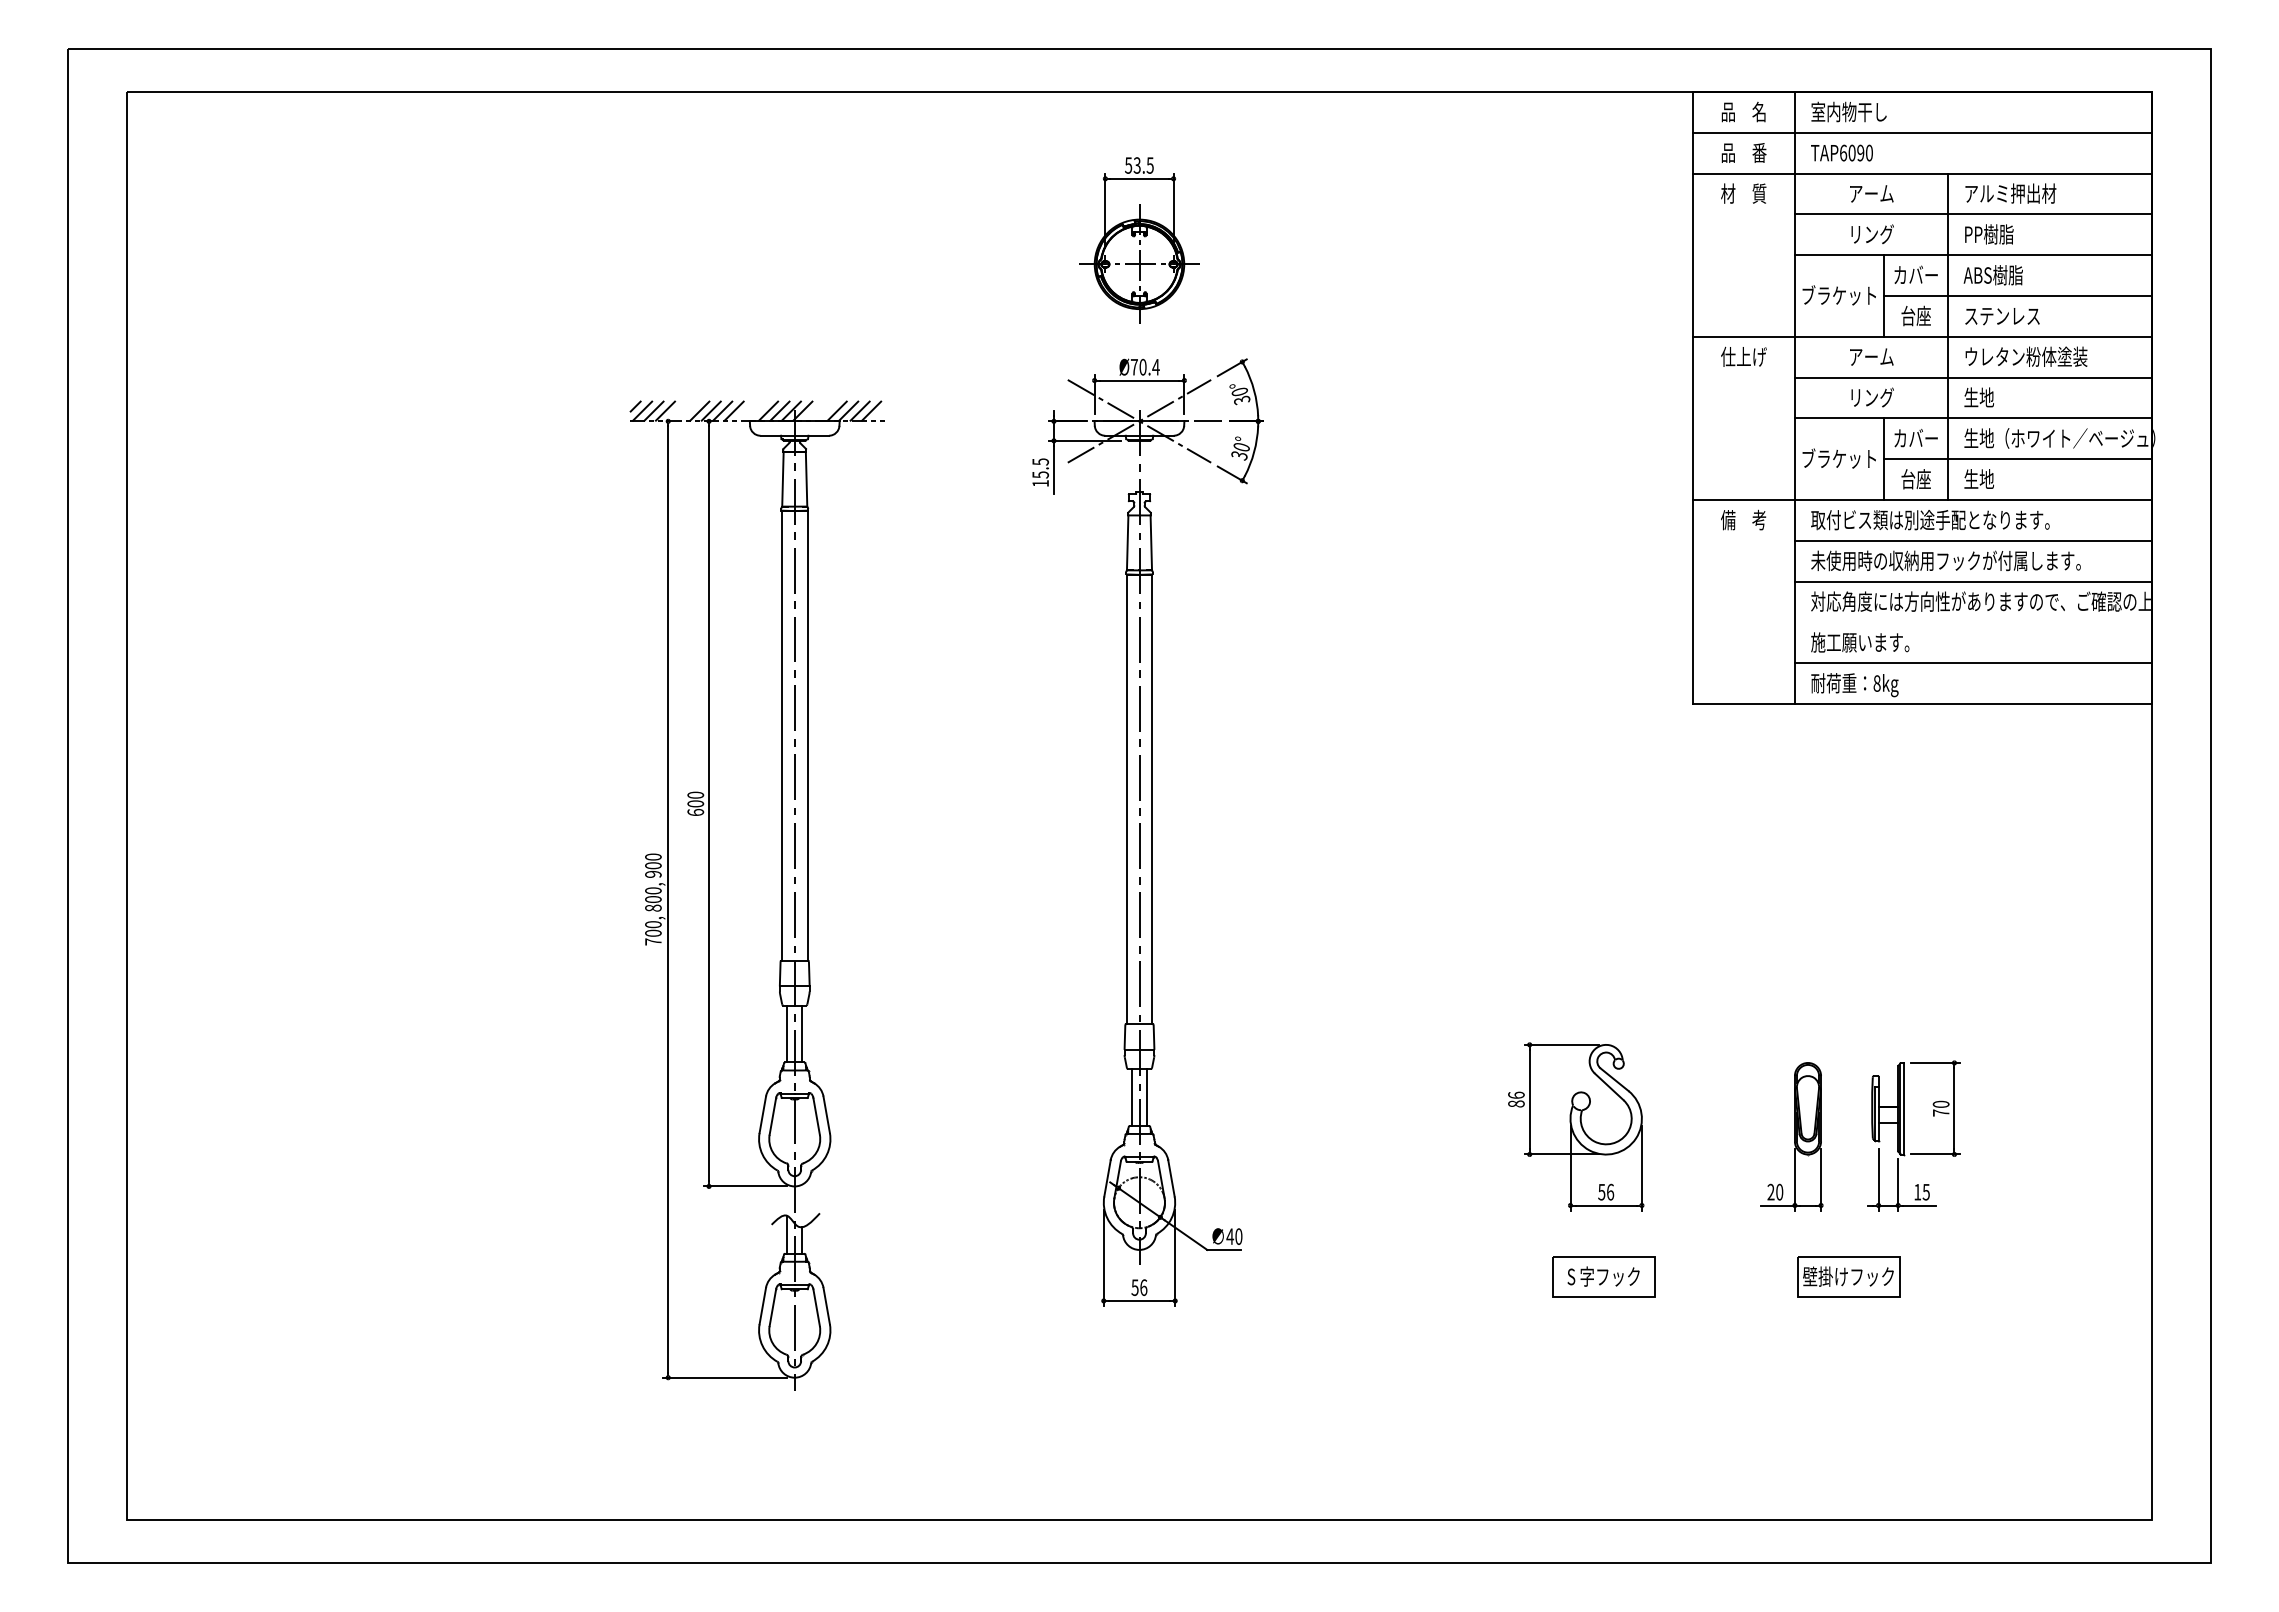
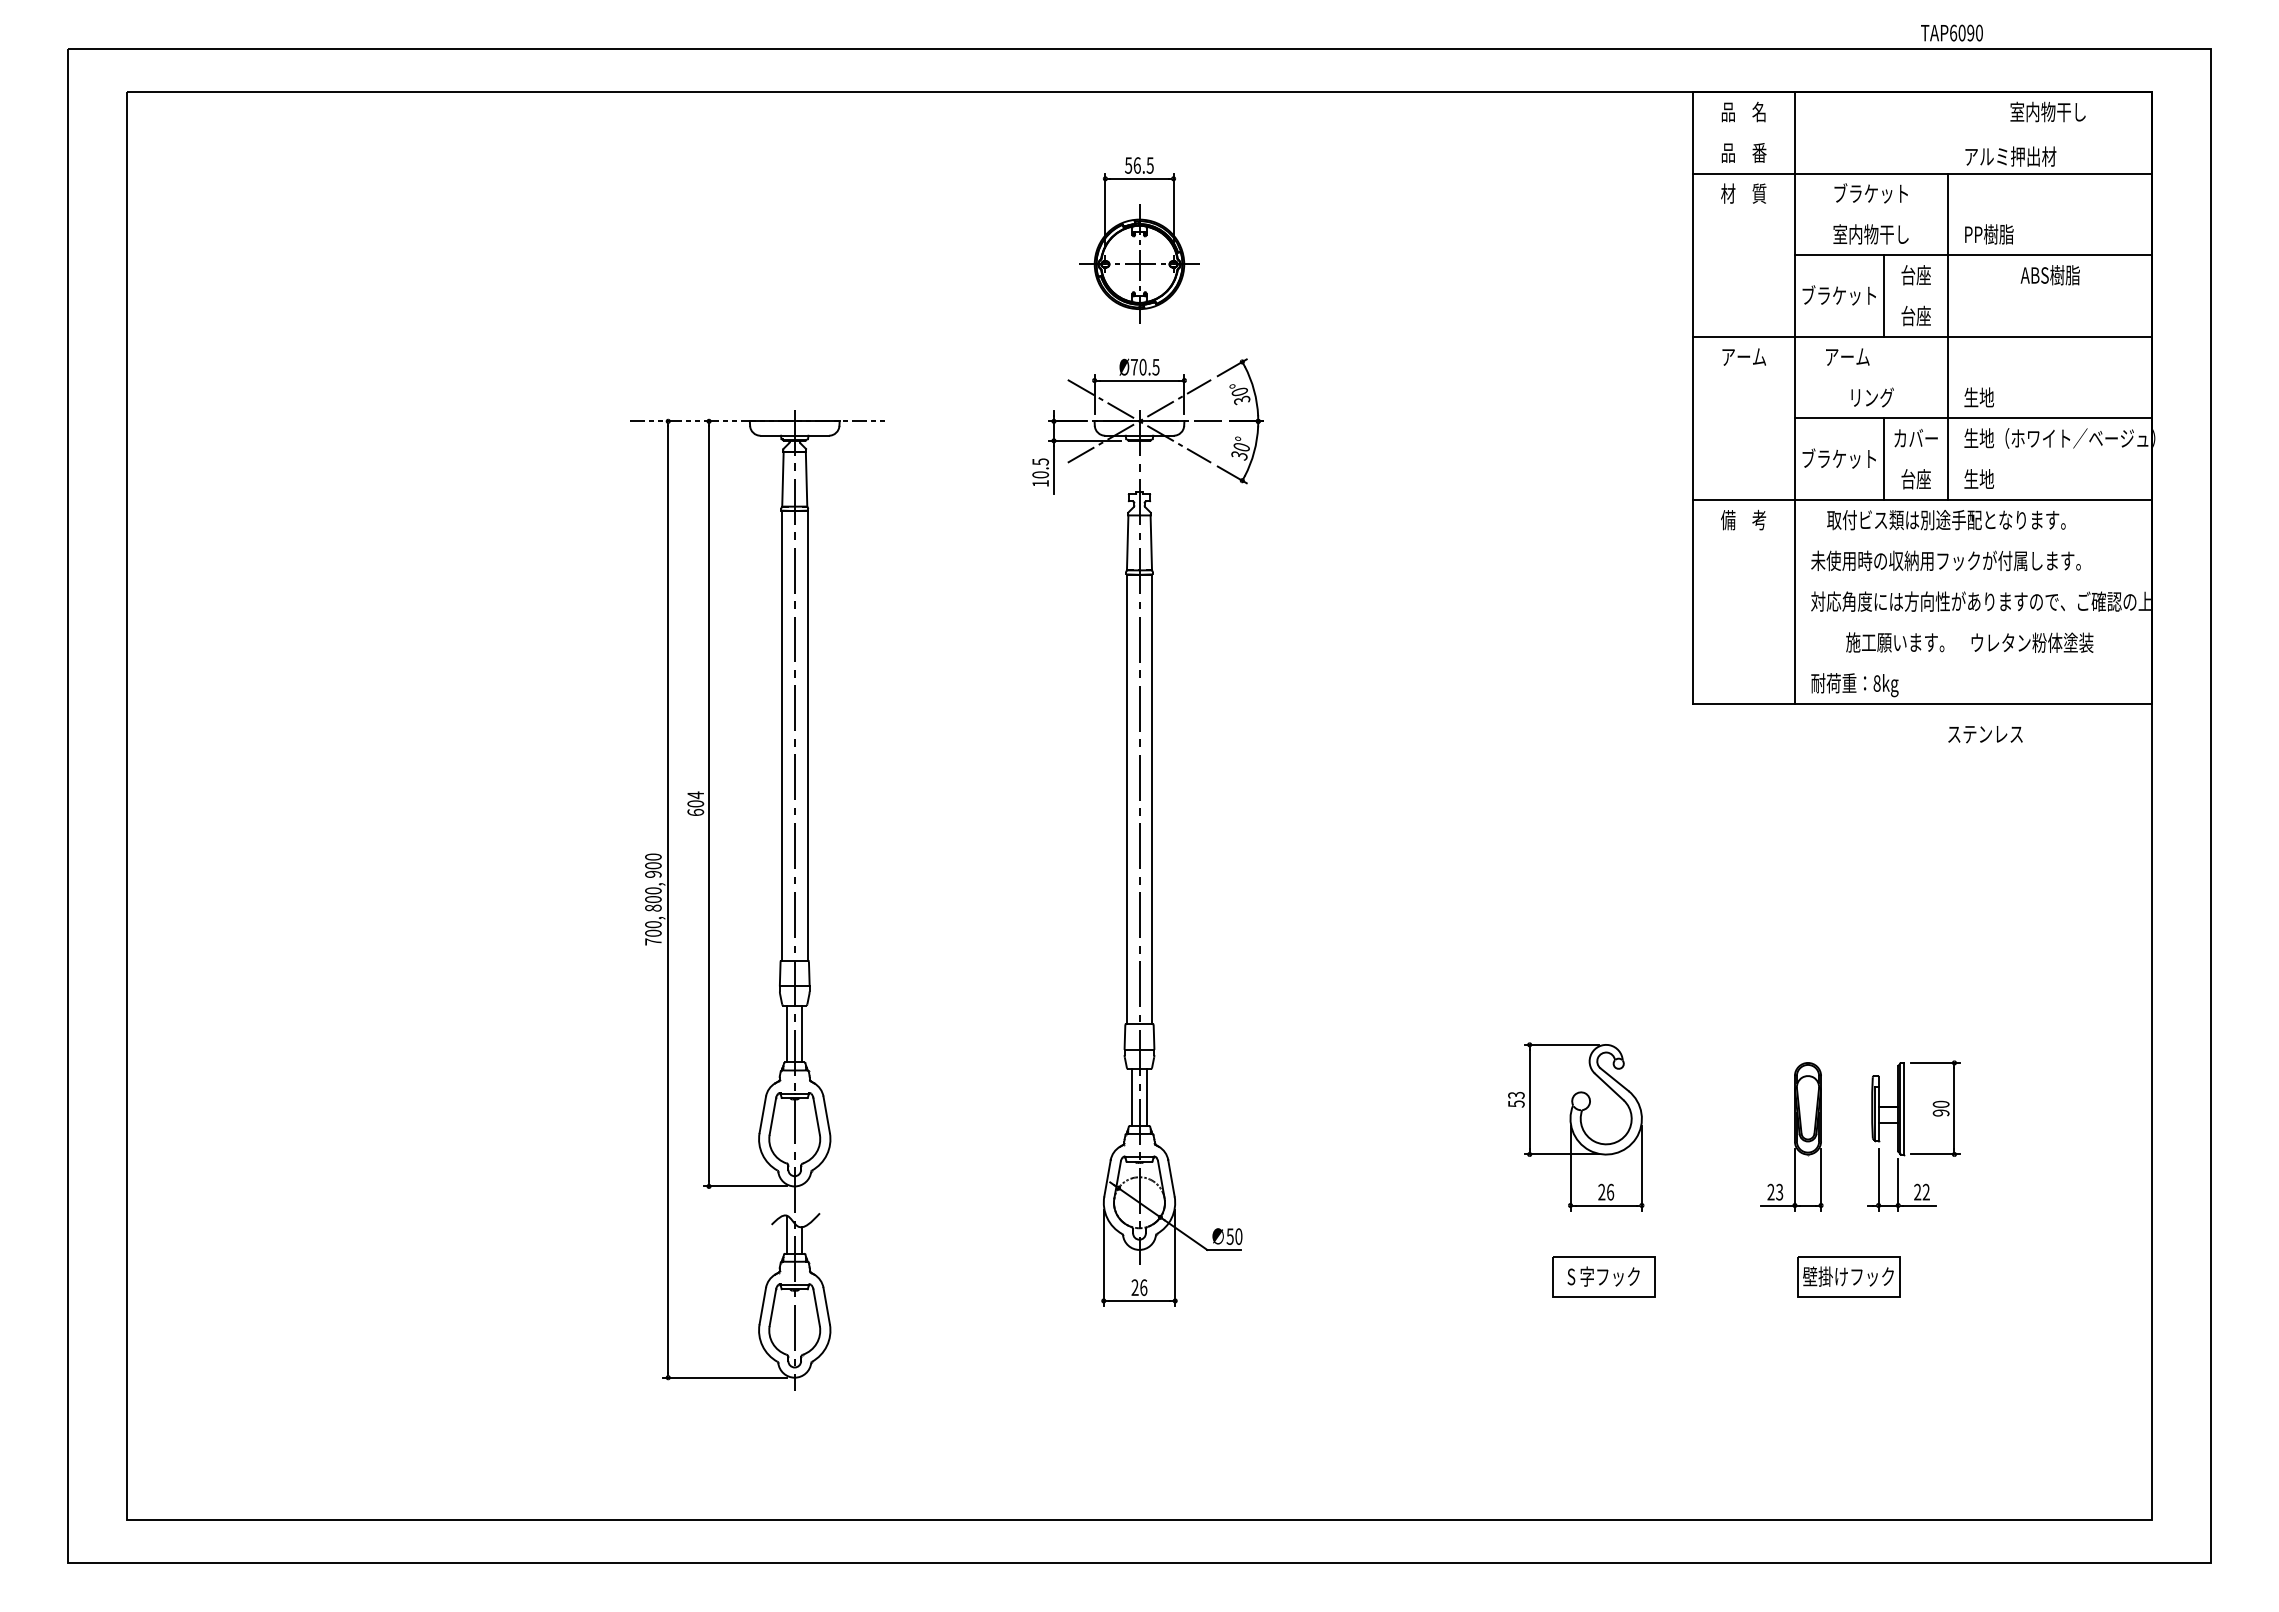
text position: (1848, 111) -> (2047, 111) (2047, 111)
line: present -> none (1921, 132)
text position: (1841, 152) -> (1951, 32) (1951, 32)
text: 53.5 -> 56.5 (1136, 165)
text: アーム -> ブラケット (1870, 193)
text position: (2010, 193) -> (2010, 156) (2010, 156)
line: present -> none (1972, 214)
text: リング -> 室内物干し (1870, 234)
text: カバー -> 台座 (1915, 275)
text position: (1992, 275) -> (2049, 275) (2049, 275)
line: present -> none (2017, 295)
text position: (2002, 316) -> (1985, 734) (1985, 734)
text: 仕上げ -> アーム (1743, 356)
text position: (1871, 356) -> (1847, 356) (1847, 356)
text position: (2026, 356) -> (2032, 642) (2032, 642)
text: Ø70.4 -> Ø70.5 (1155, 367)
line: present -> none (1972, 377)
hatch: present -> none (755, 410)
line: present -> none (2017, 459)
text: 15.5 -> 10.5 (1040, 474)
text position: (1930, 520) -> (1946, 520) (1946, 520)
line: present -> none (1972, 540)
line: present -> none (1972, 581)
text position: (1860, 642) -> (1895, 642) (1895, 642)
line: present -> none (1972, 663)
text: 600 -> 604 (695, 795)
text: 86 -> 53 (1516, 1099)
text: 70 -> 90 (1940, 1112)
text: 56 -> 26 (1601, 1191)
text: 15 -> 22 (1921, 1191)
text: 20 -> 23 (1779, 1192)
text: 40 -> 50 (1230, 1236)
text: 56 -> 26 (1134, 1287)
